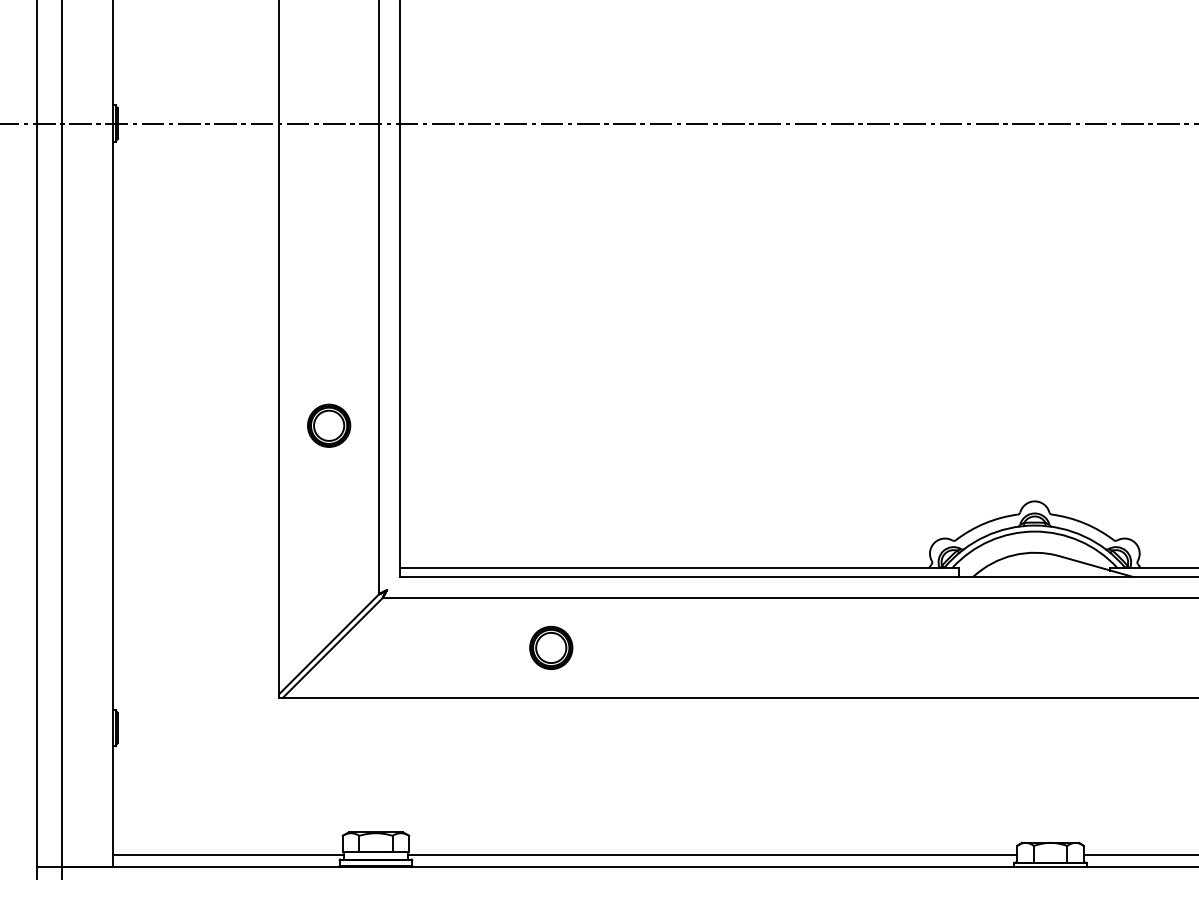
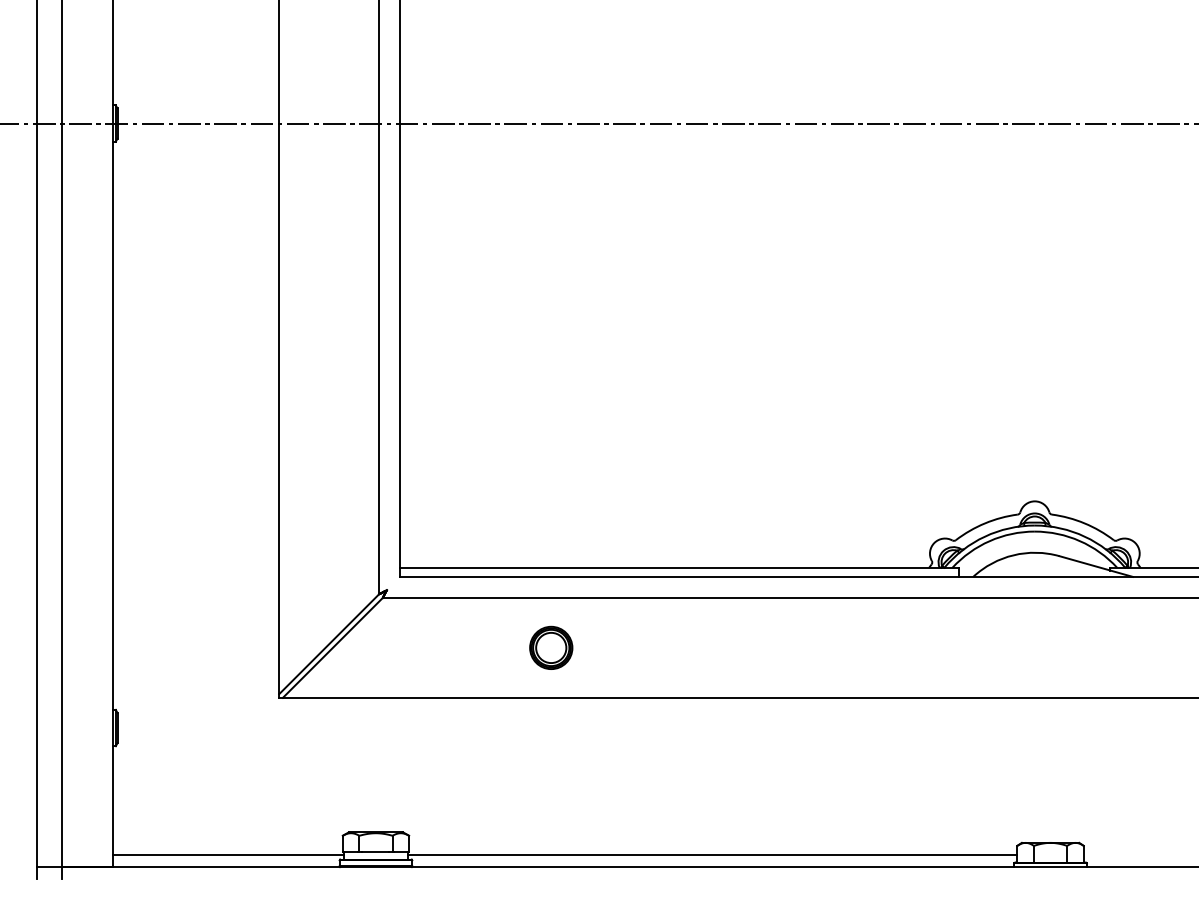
part: present -> none (329, 425)
line: present -> none (1139, 854)
